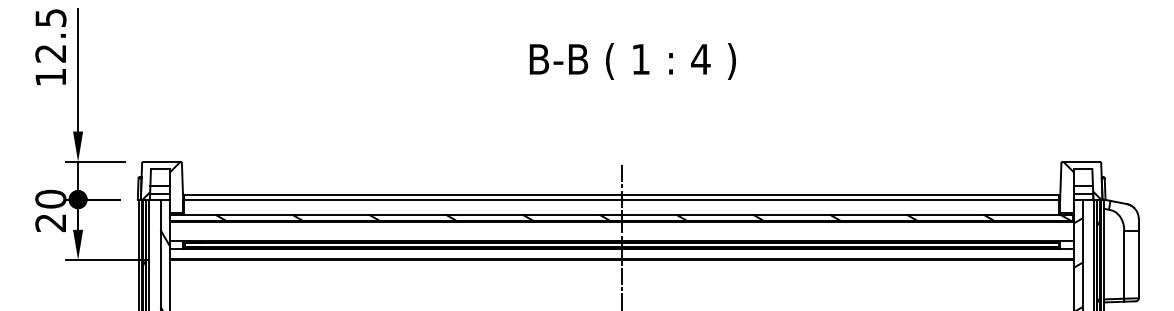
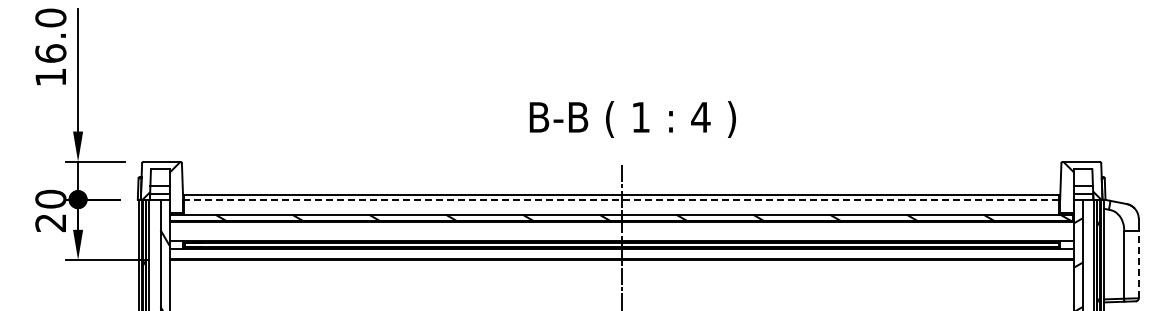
text: 12.5 -> 16.0 (50, 35)
text position: (632, 61) -> (632, 119) (632, 119)
line: solid -> dashed (621, 199)
line: solid -> dashed (1138, 264)
